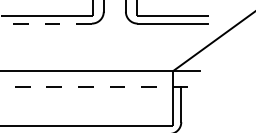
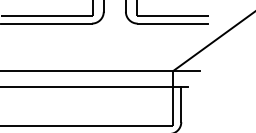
line: dashed -> solid (46, 23)
line: dashed -> solid (94, 86)
